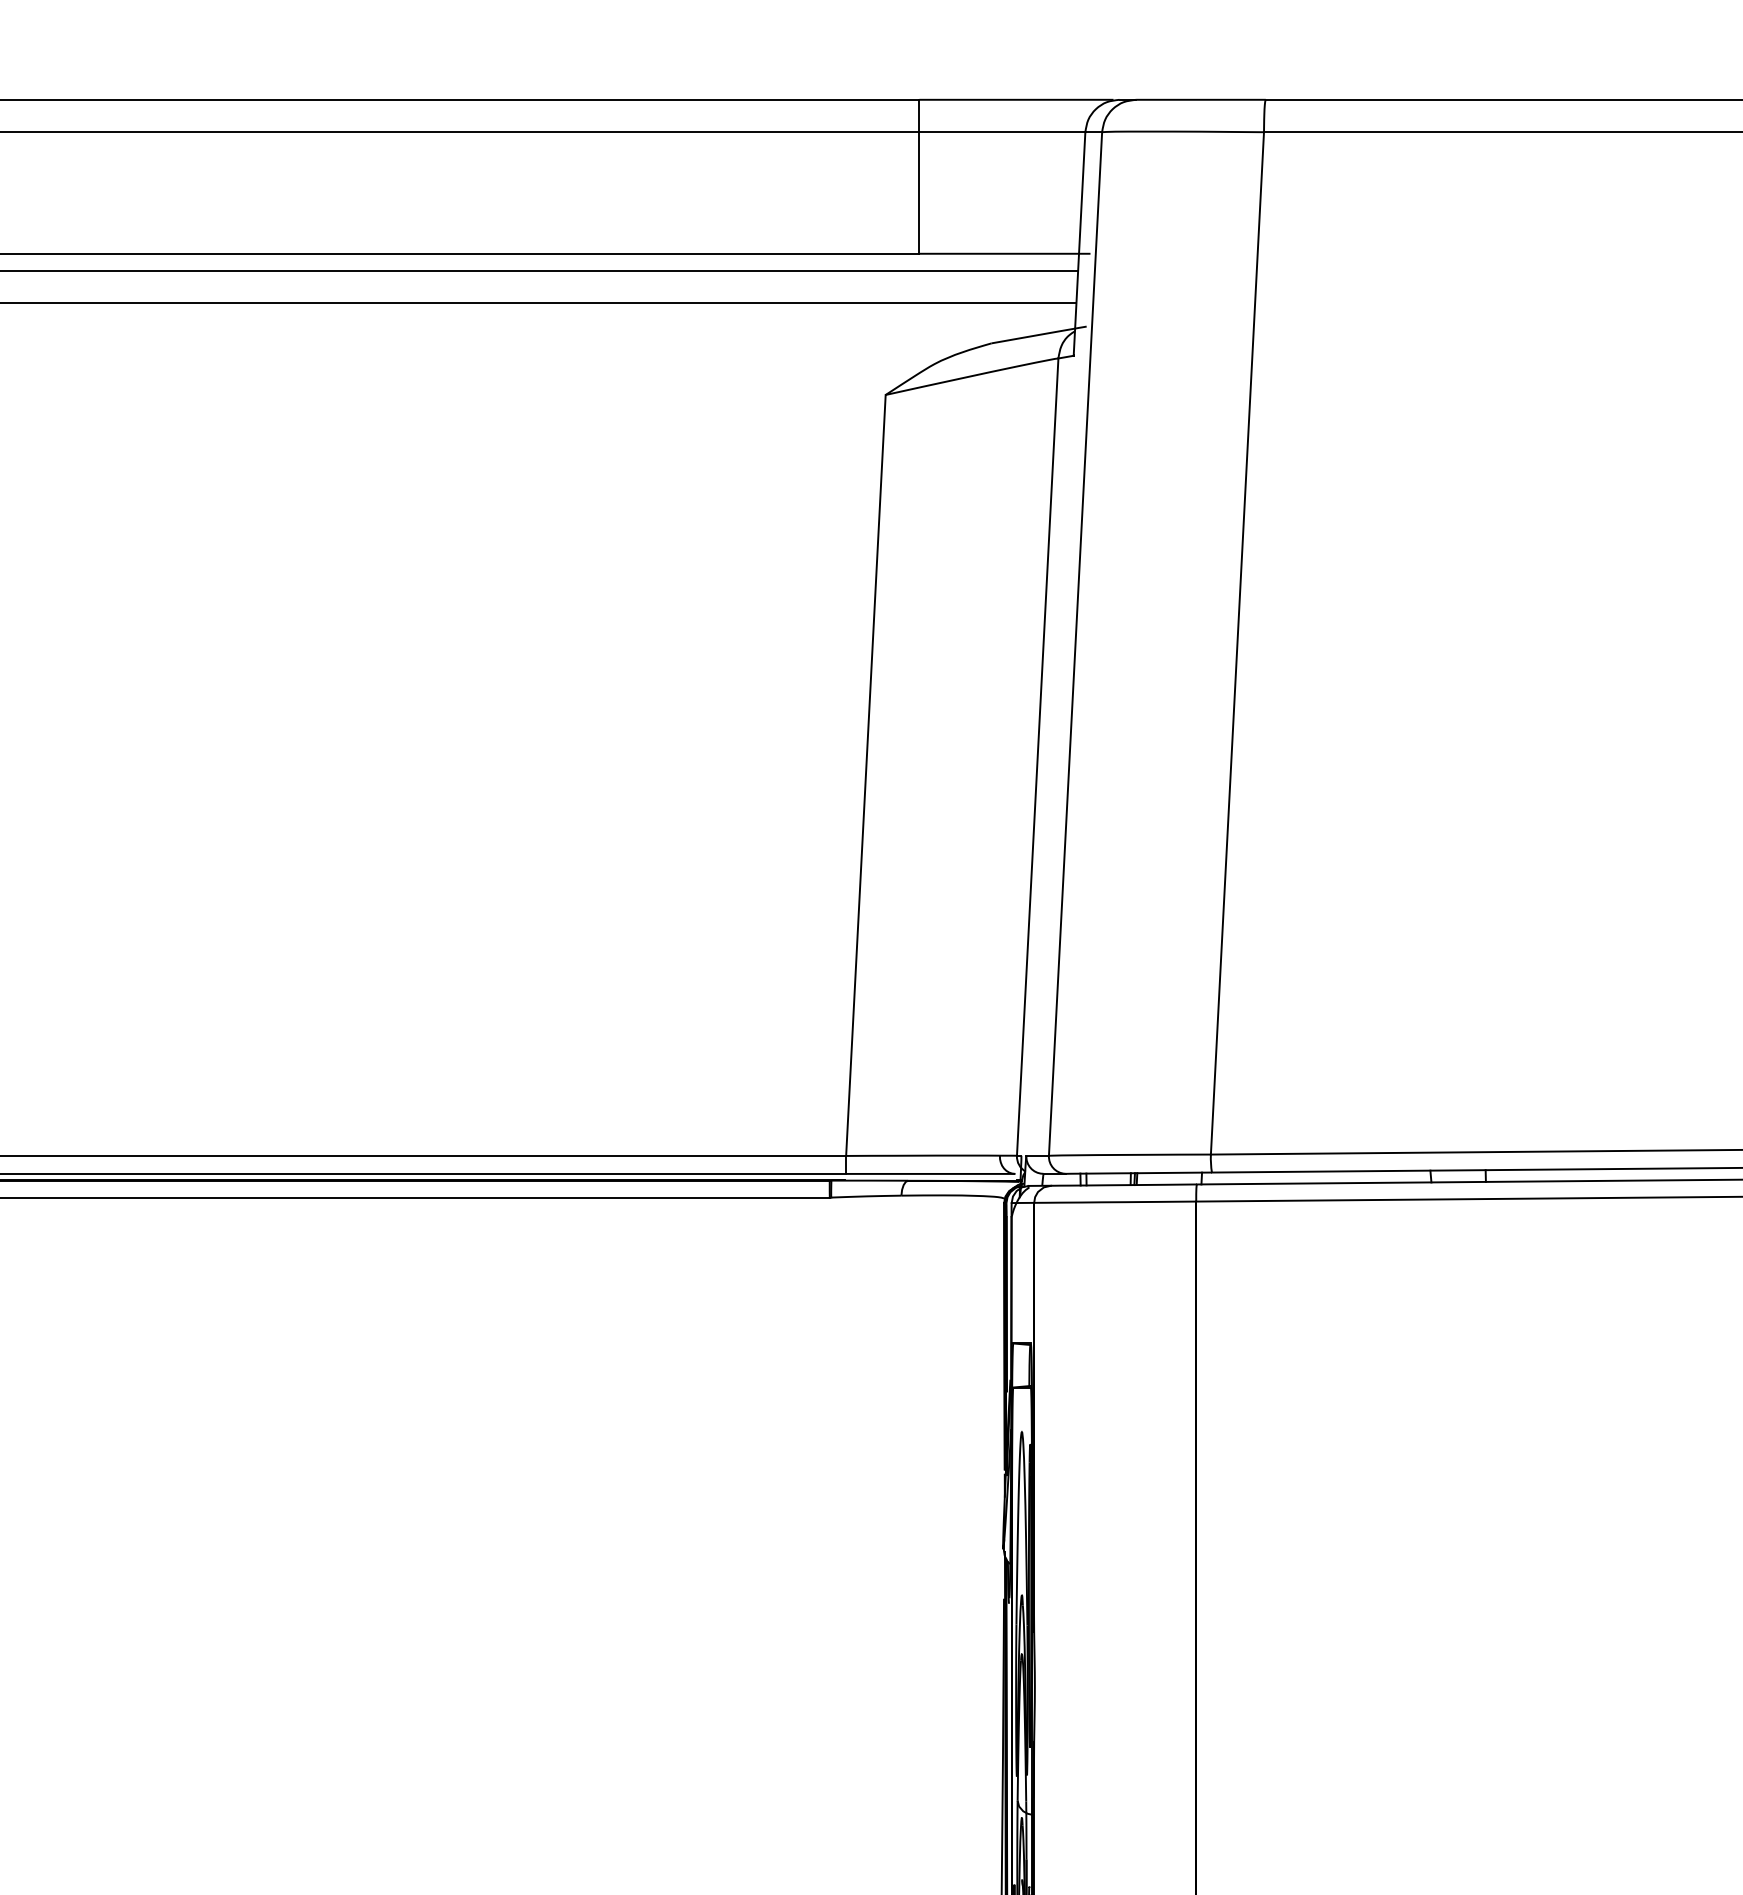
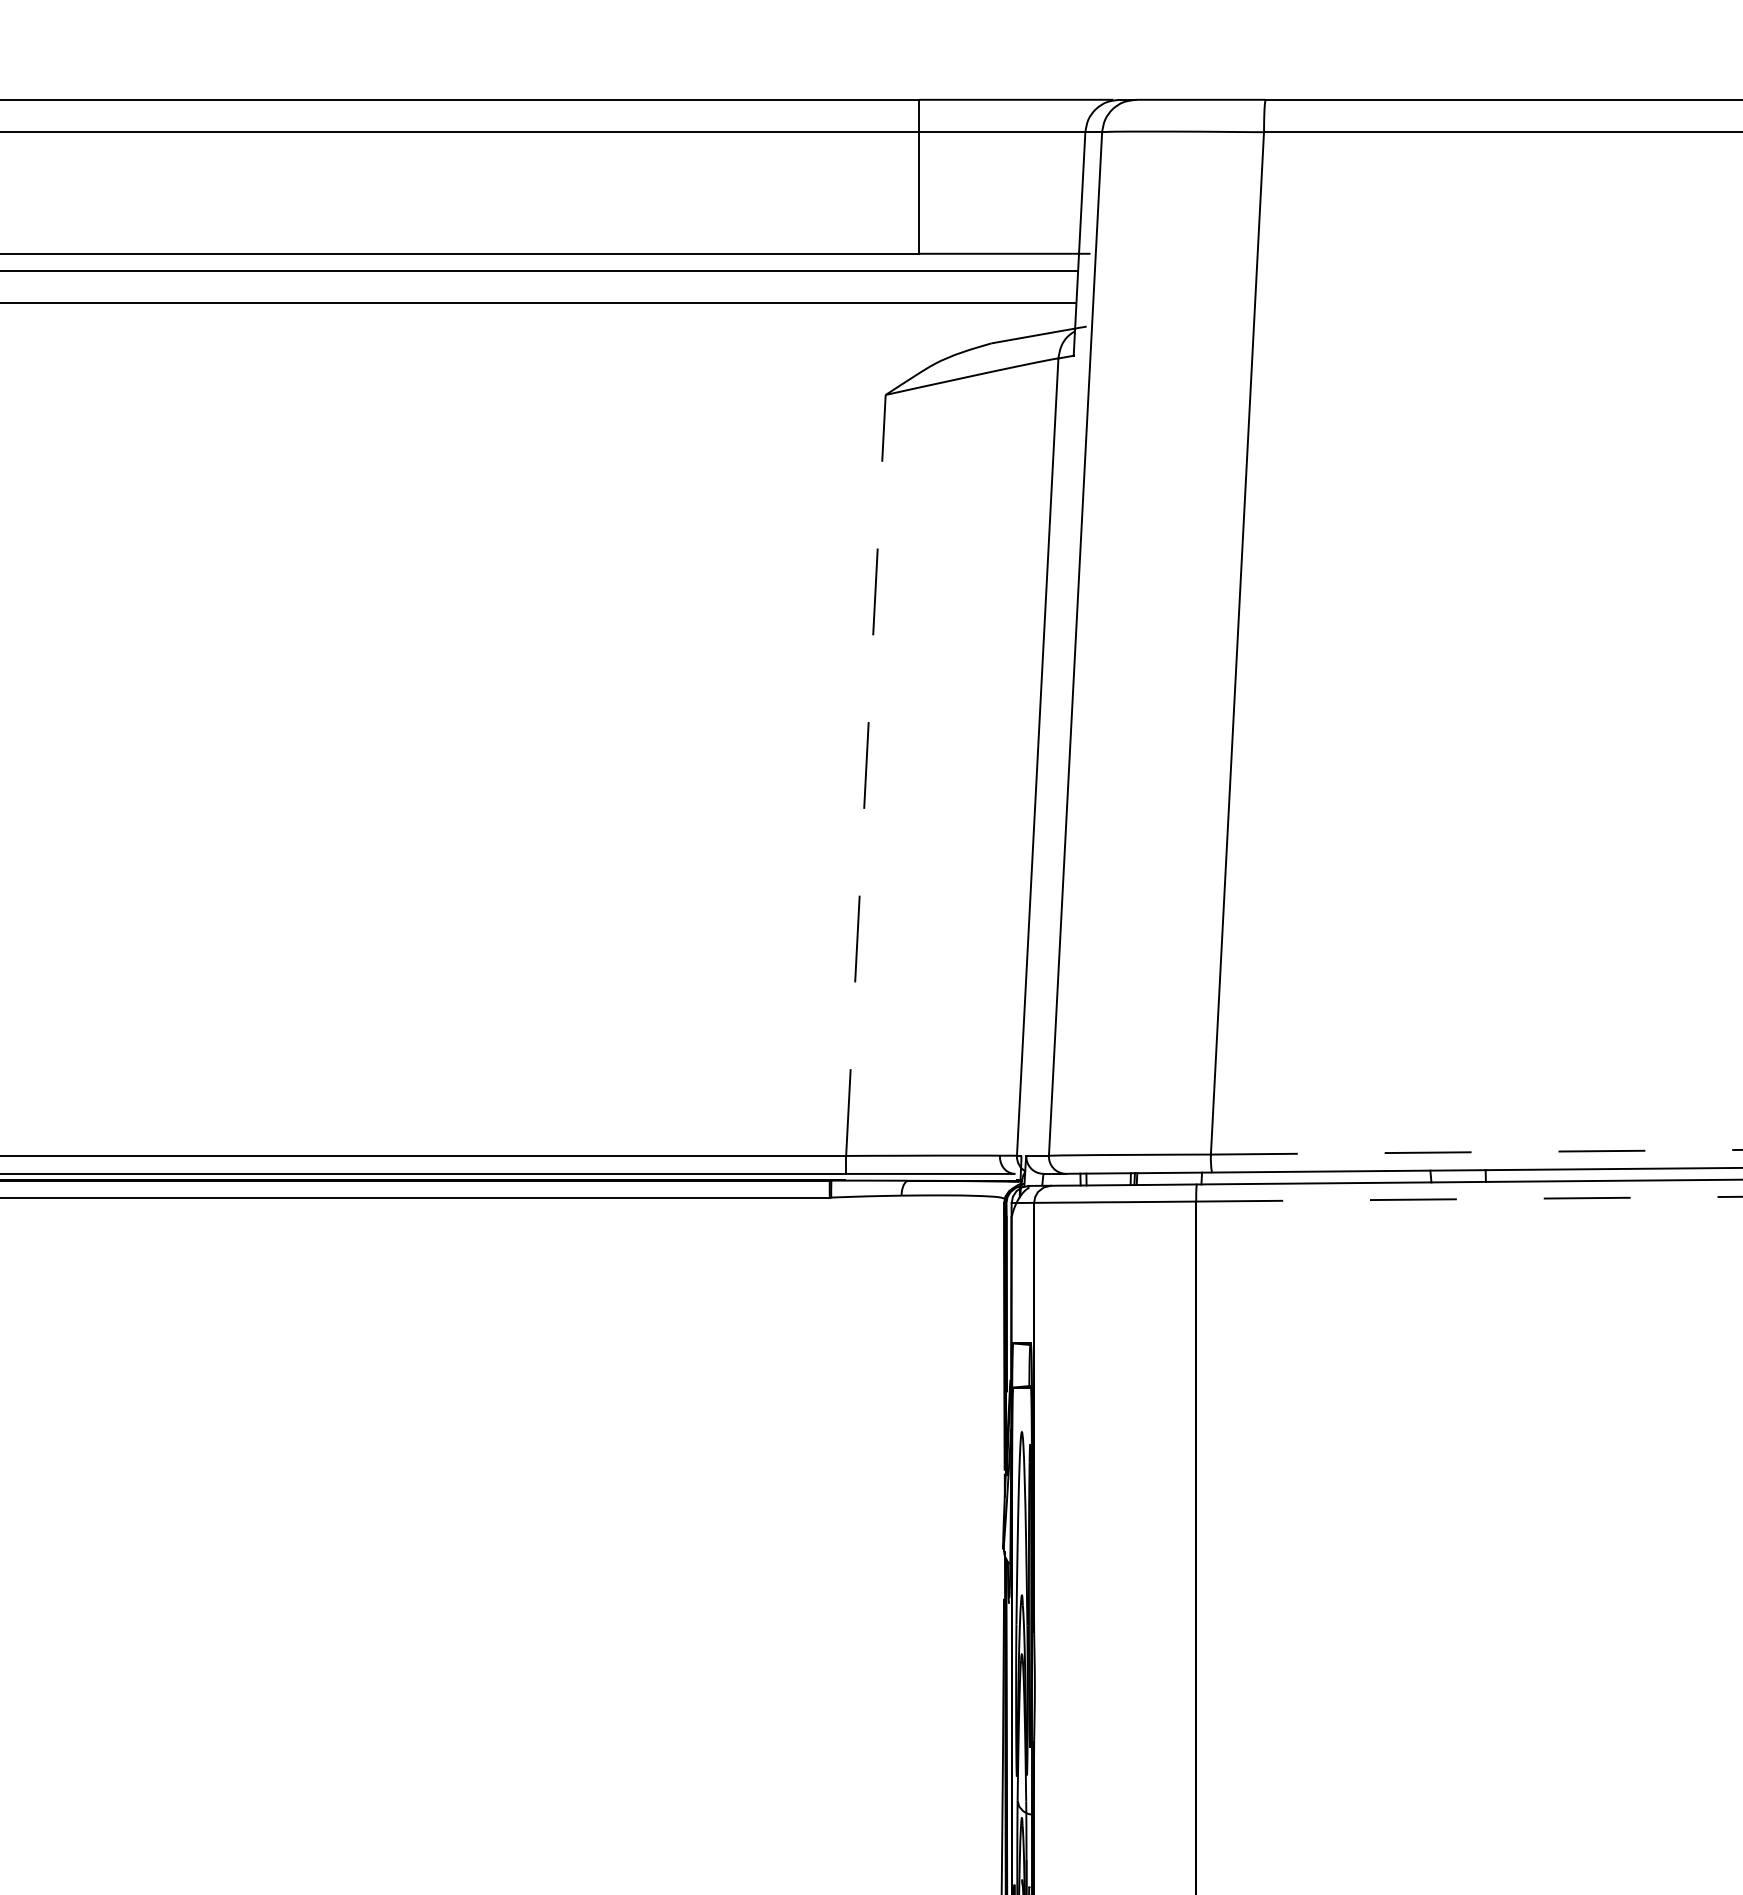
line: solid -> dashed (865, 774)
line: solid -> dashed (1476, 1152)
line: solid -> dashed (1469, 1199)
